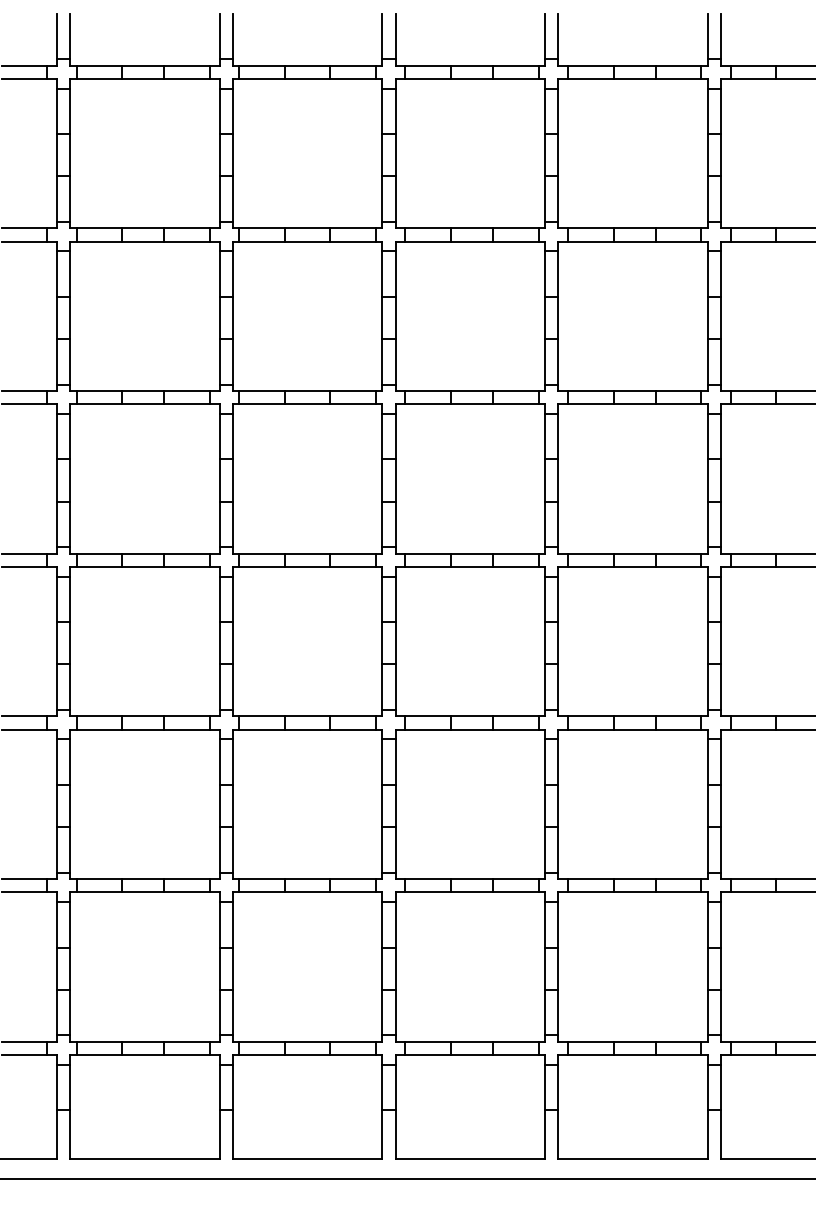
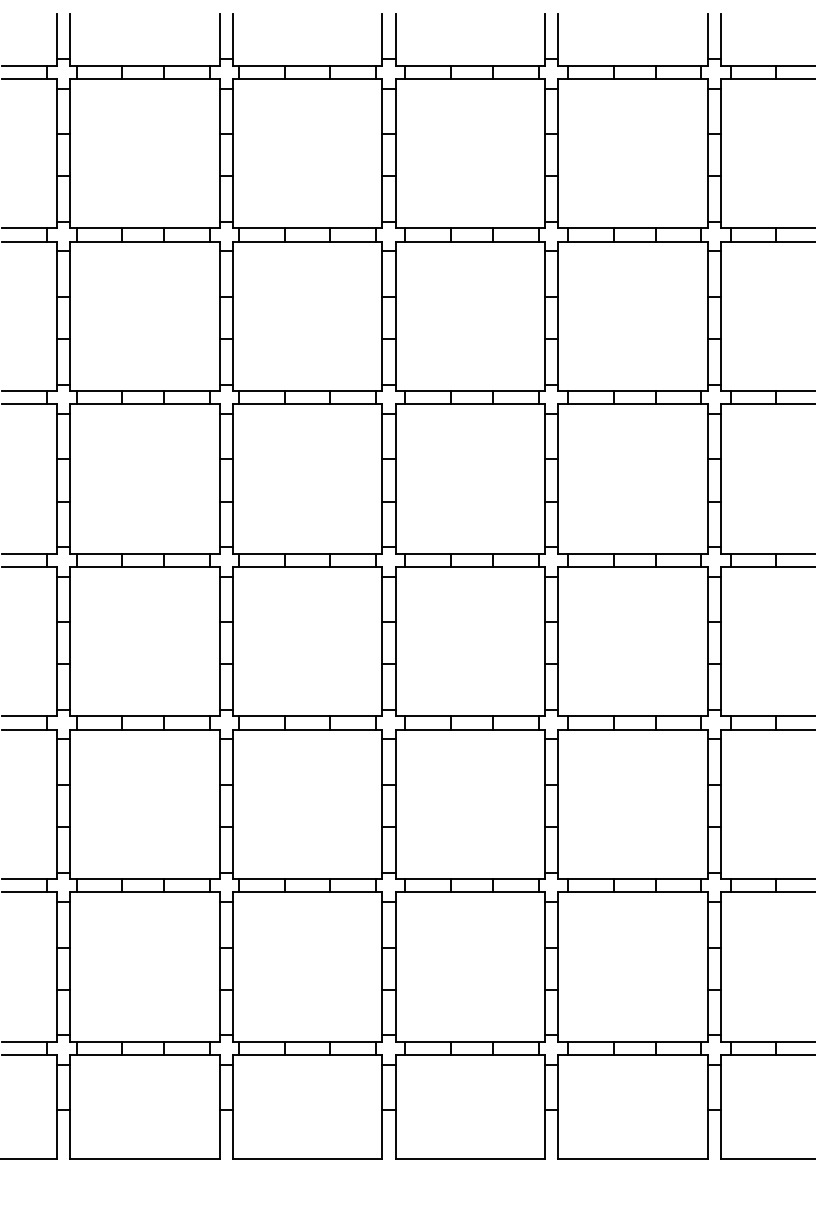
line: present -> none (407, 1178)
